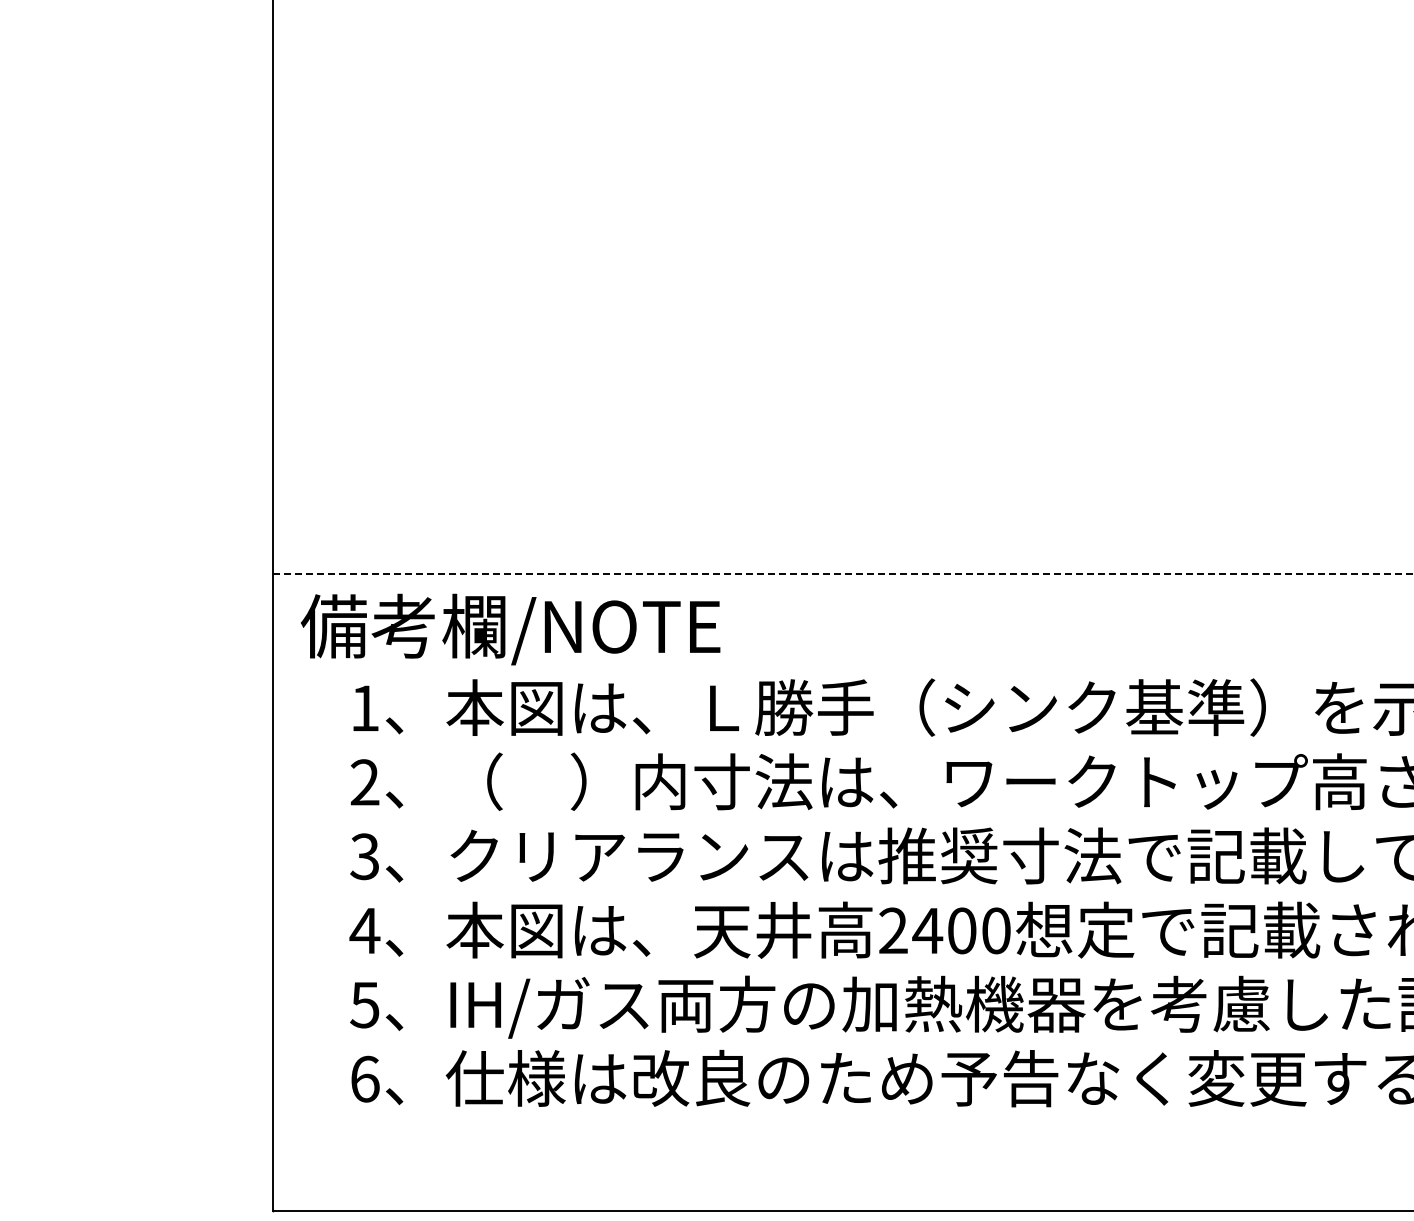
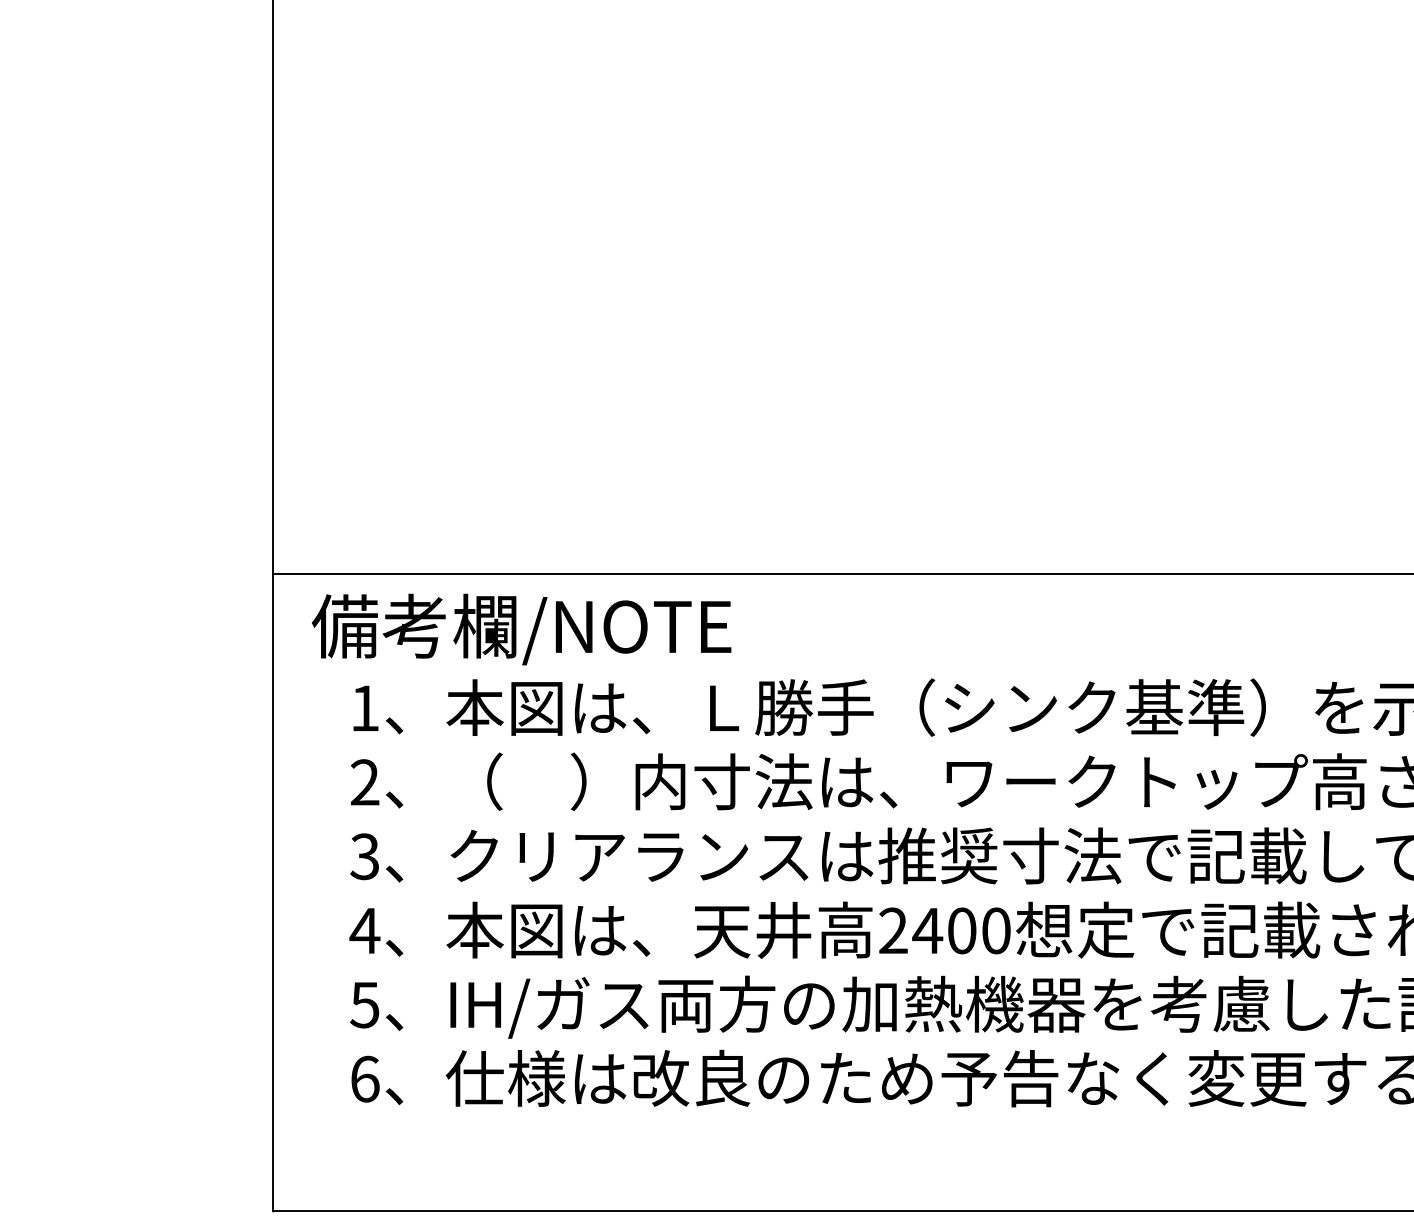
line: dashed -> solid (843, 573)
text position: (510, 629) -> (521, 629) (521, 629)
